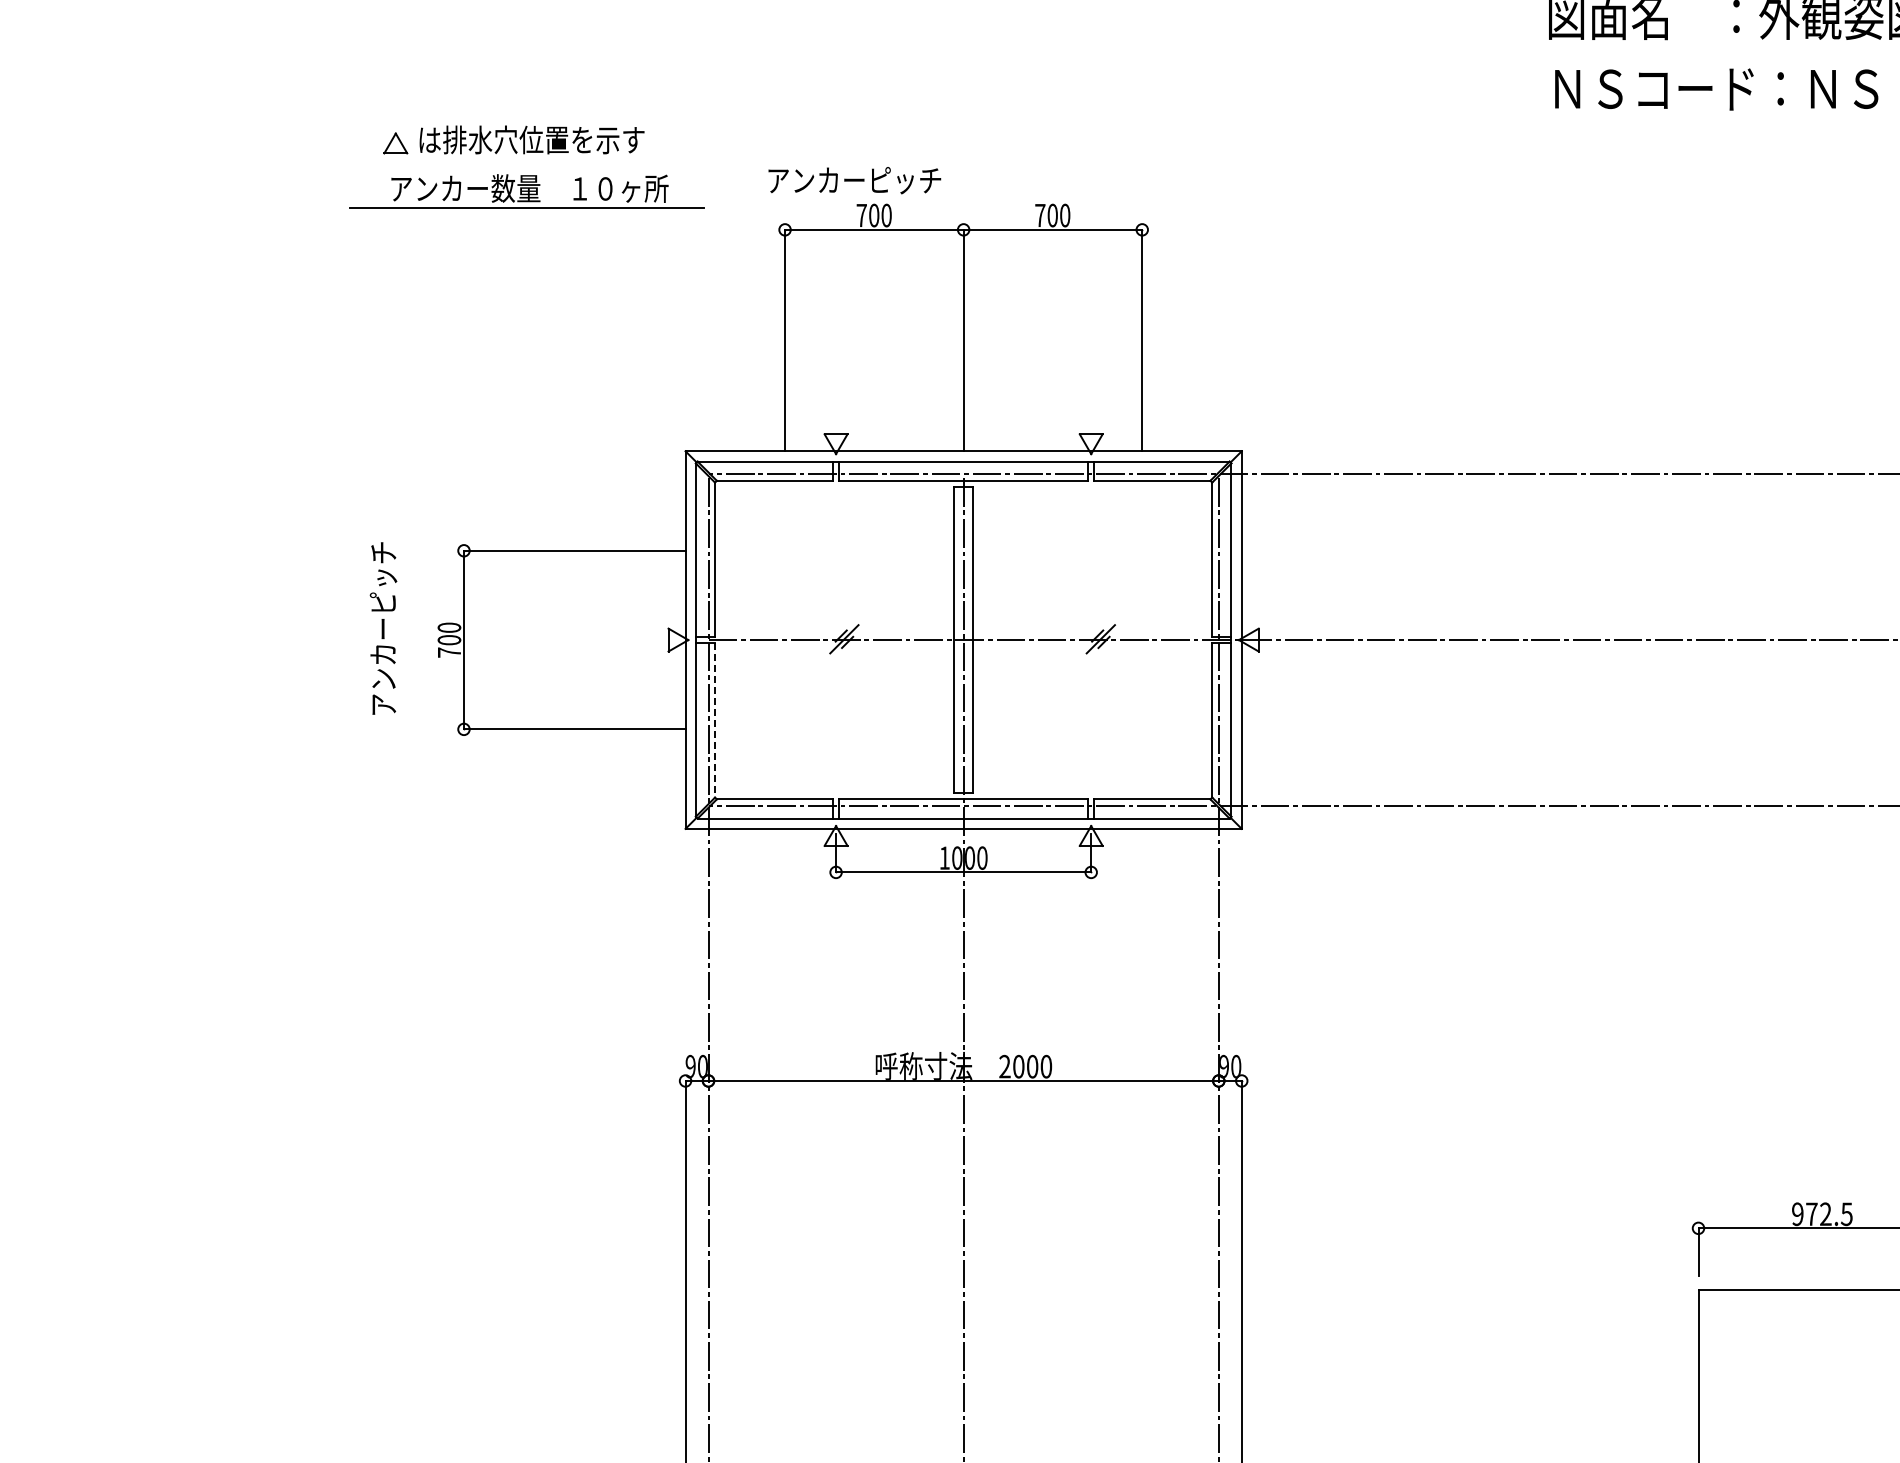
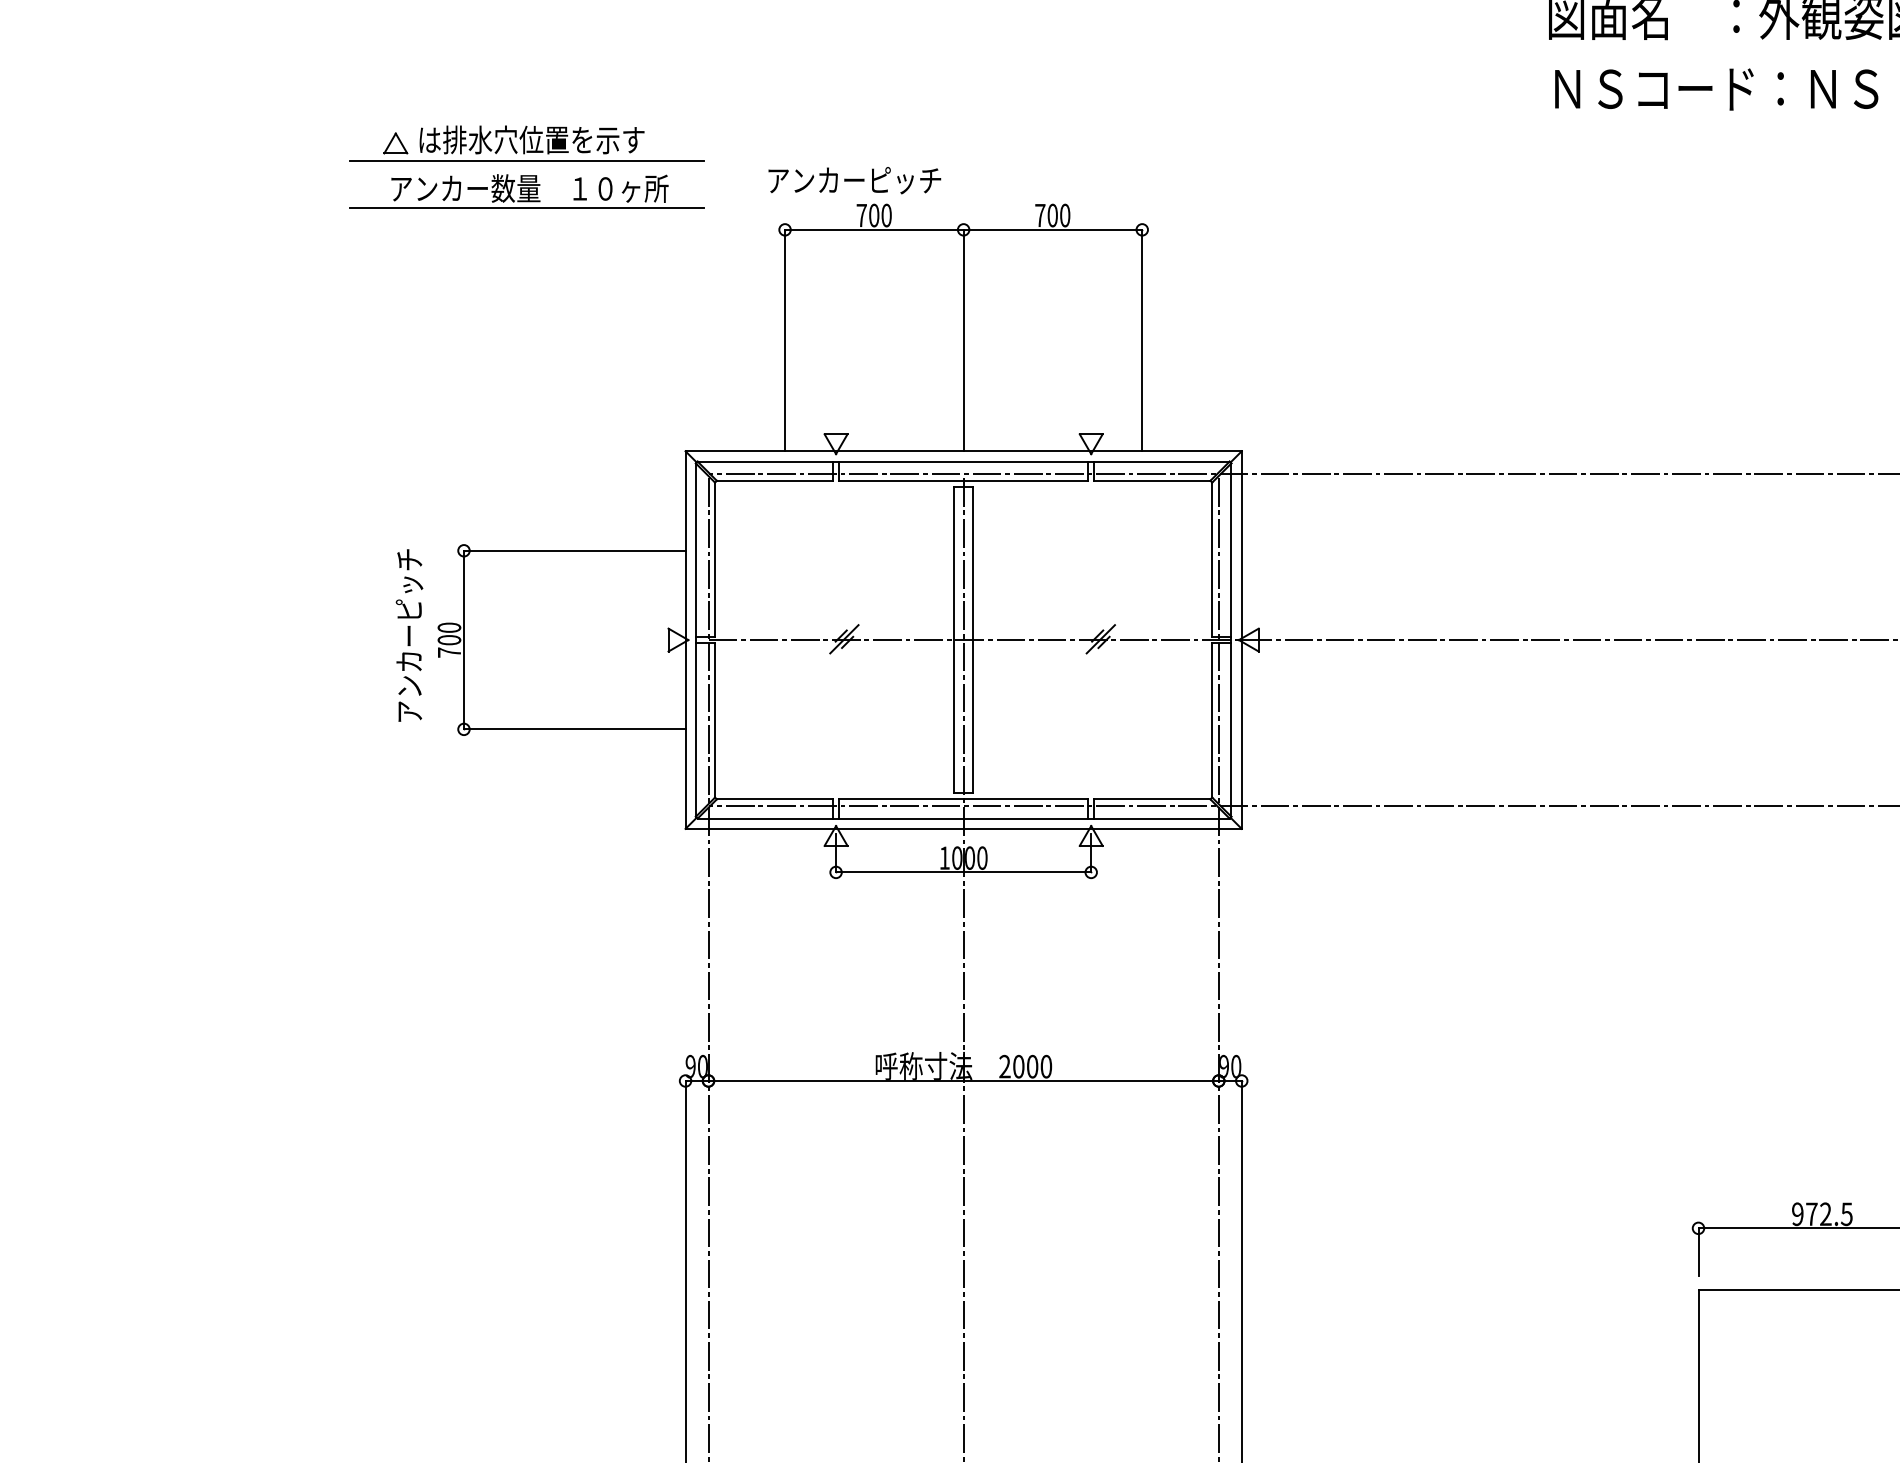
line: none -> present (526, 160)
text position: (383, 628) -> (409, 635) (409, 635)
line: dashed -> solid (715, 720)
